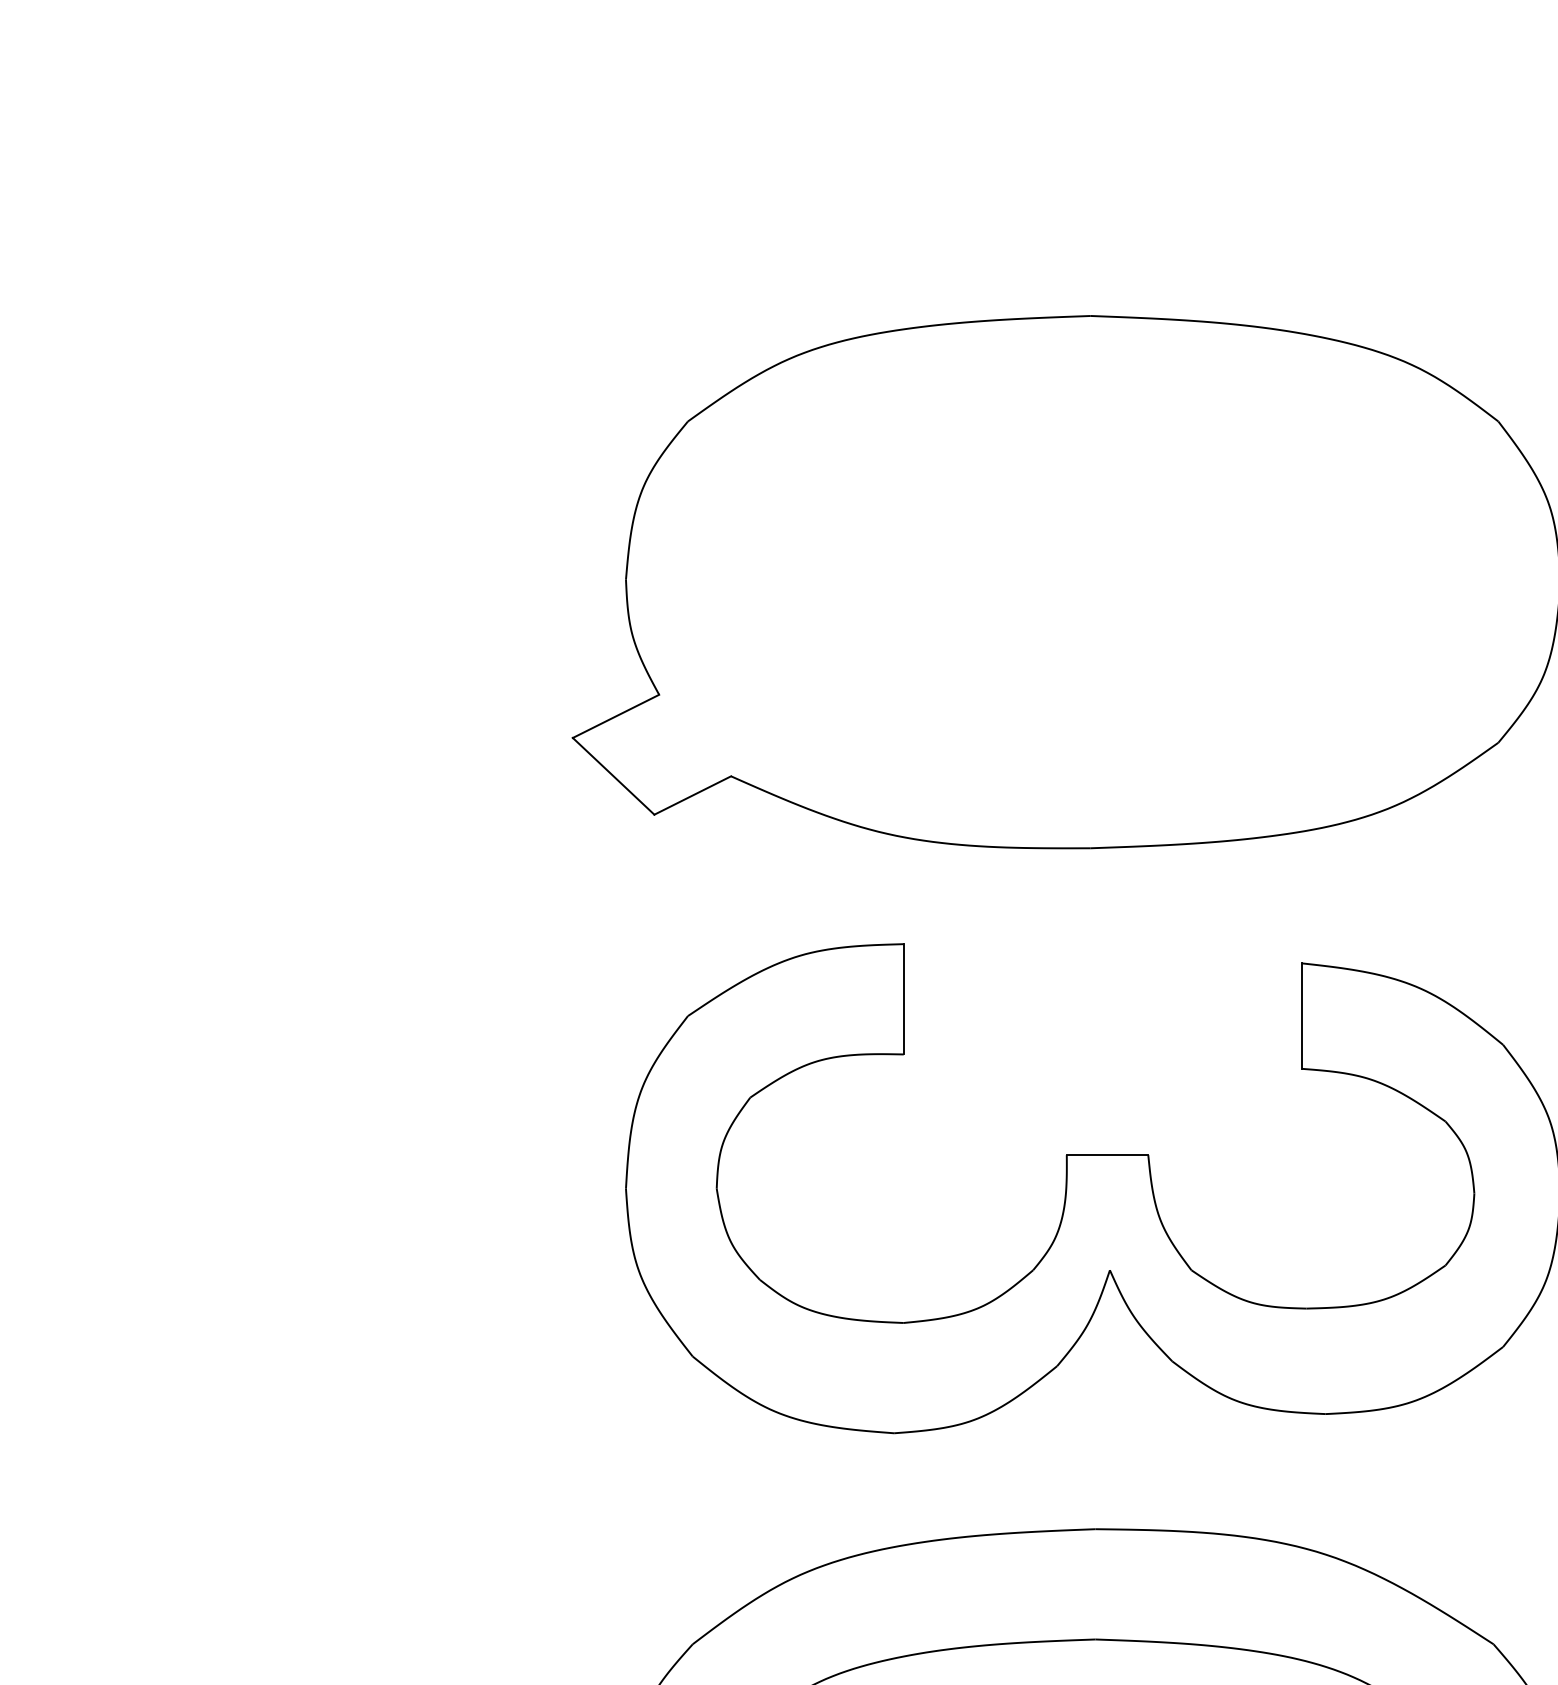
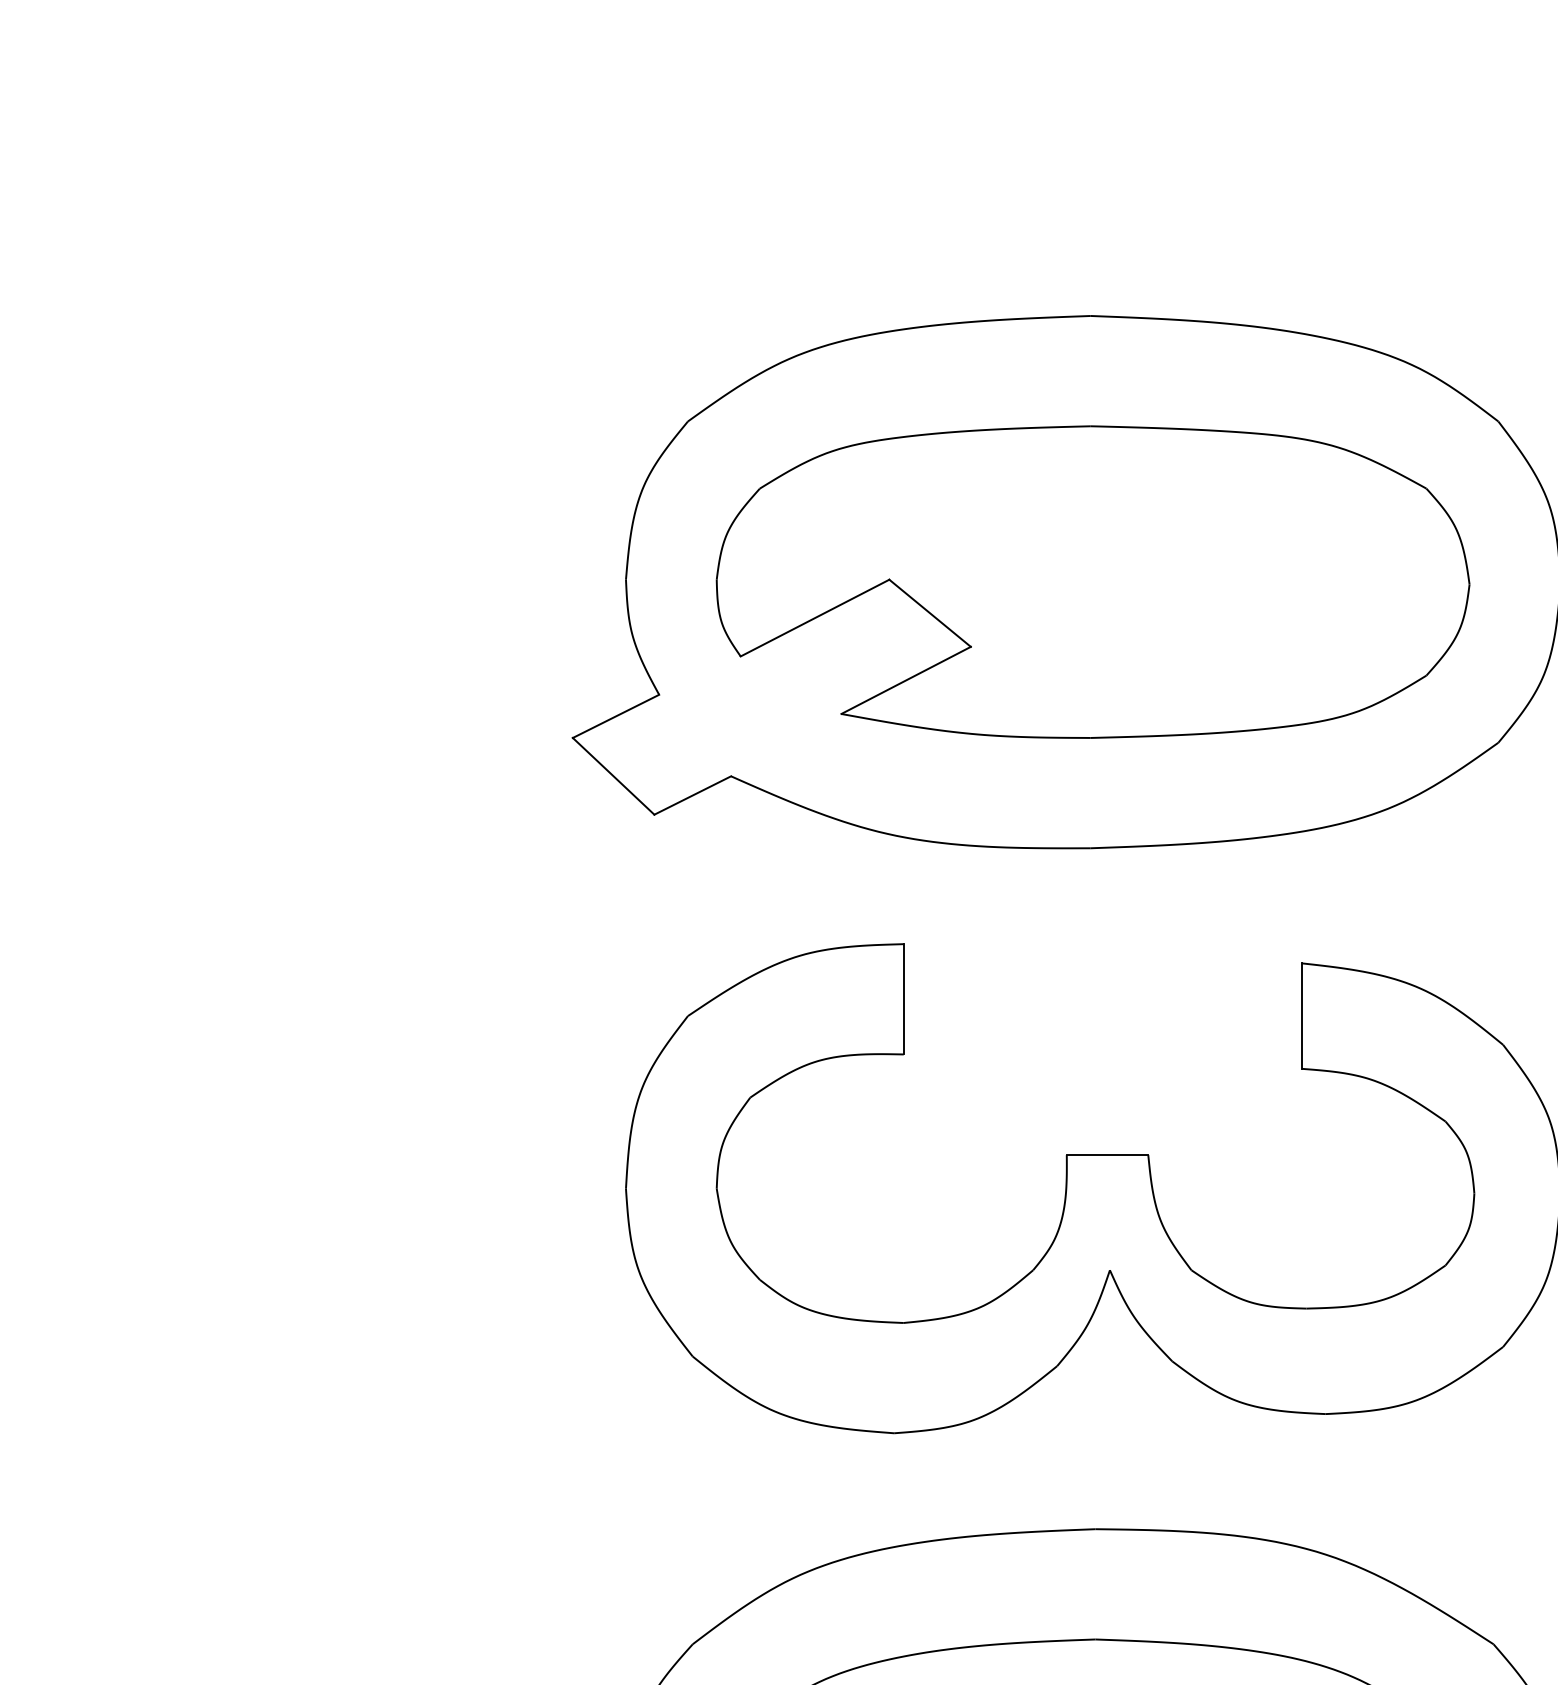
part: none -> present (1092, 581)
